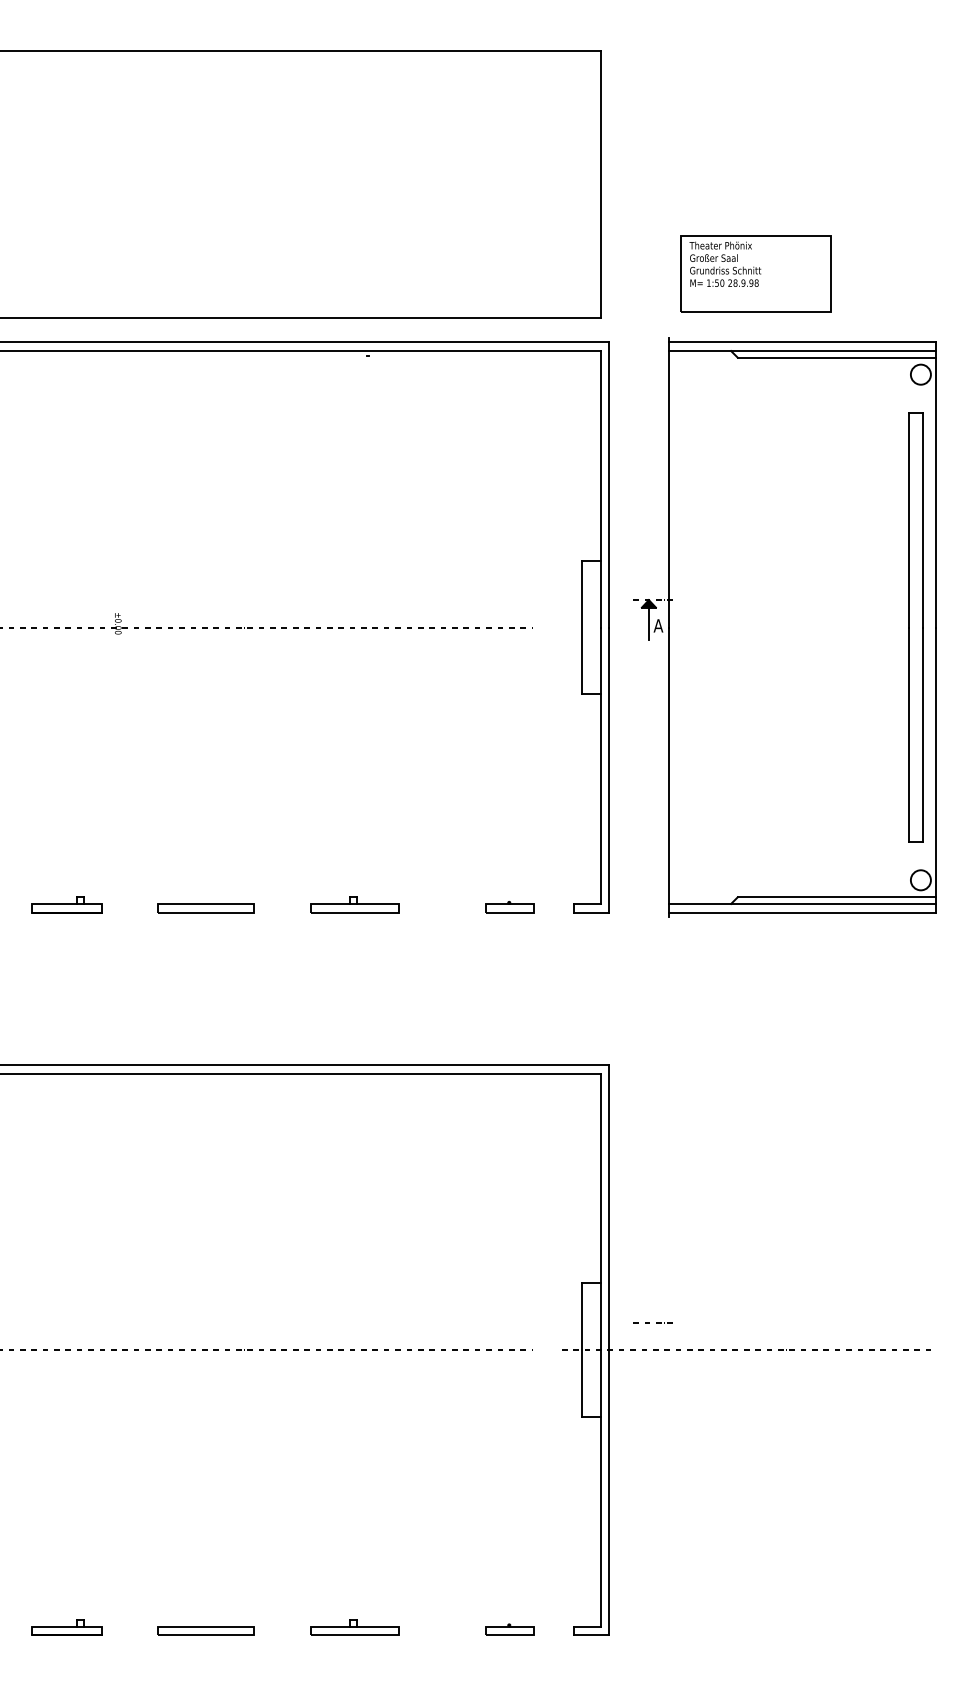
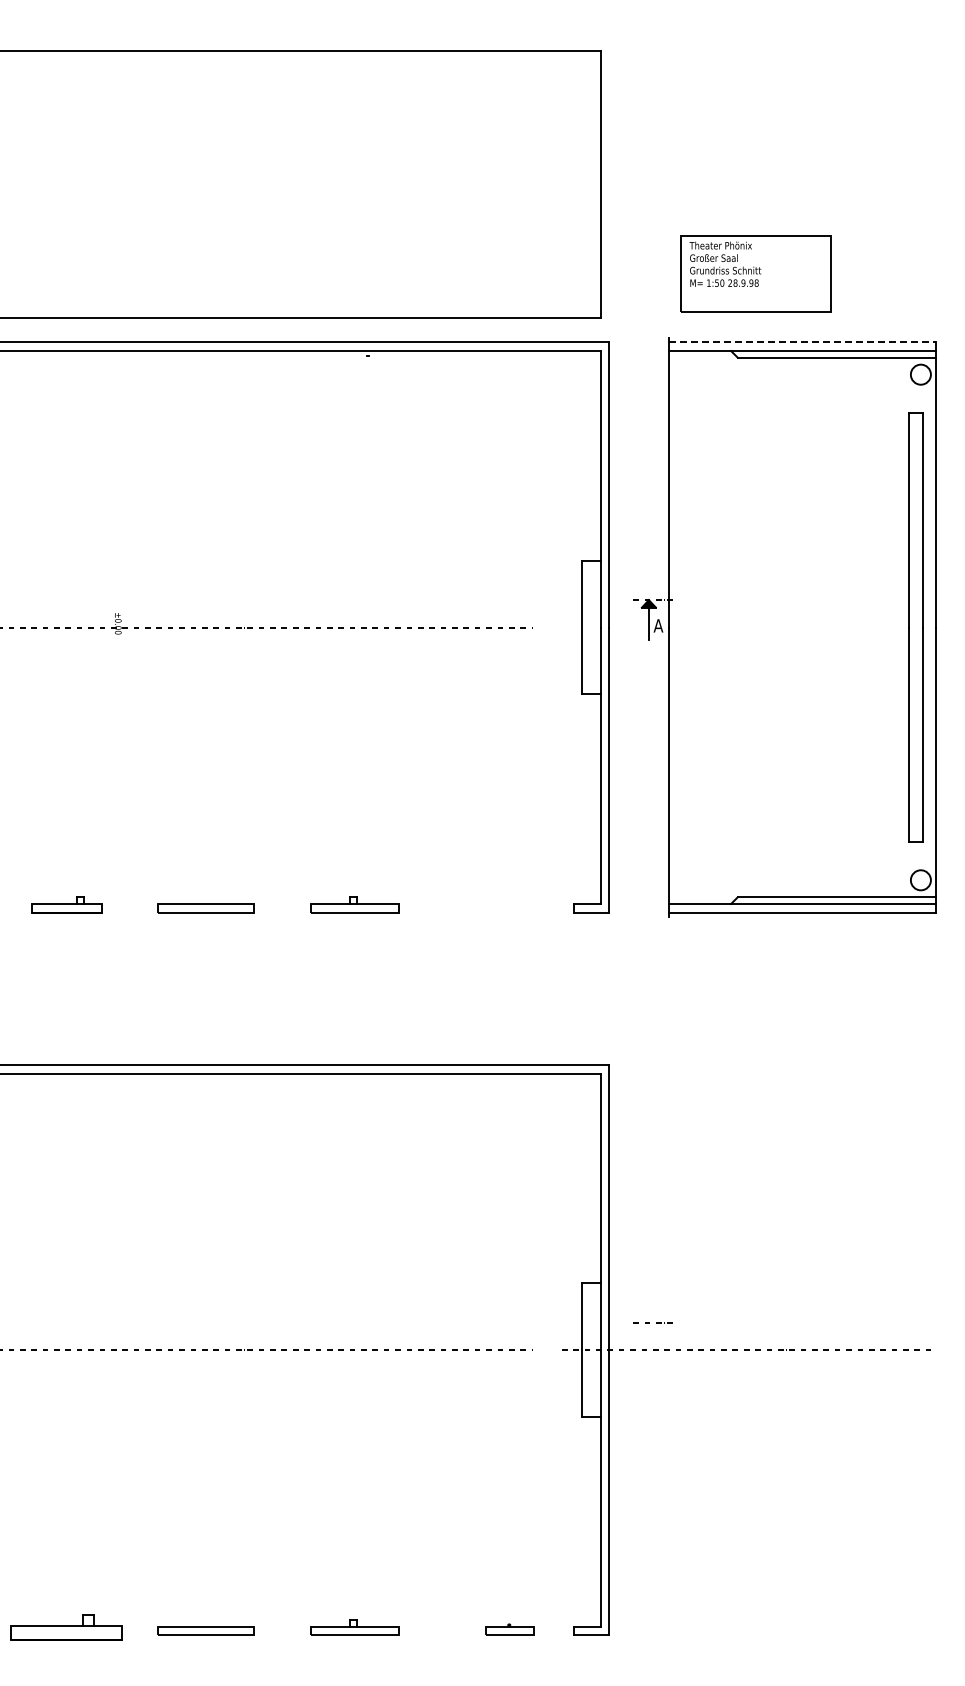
line: solid -> dashed (802, 342)
part: present -> none (509, 907)
part size: 72x17 px -> 113x27 px (66, 1627)
